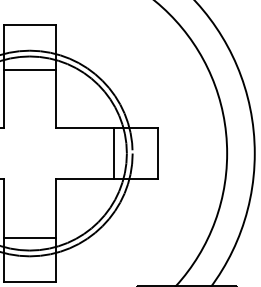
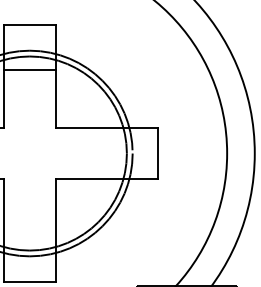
line: present -> none (113, 153)
line: present -> none (29, 237)
